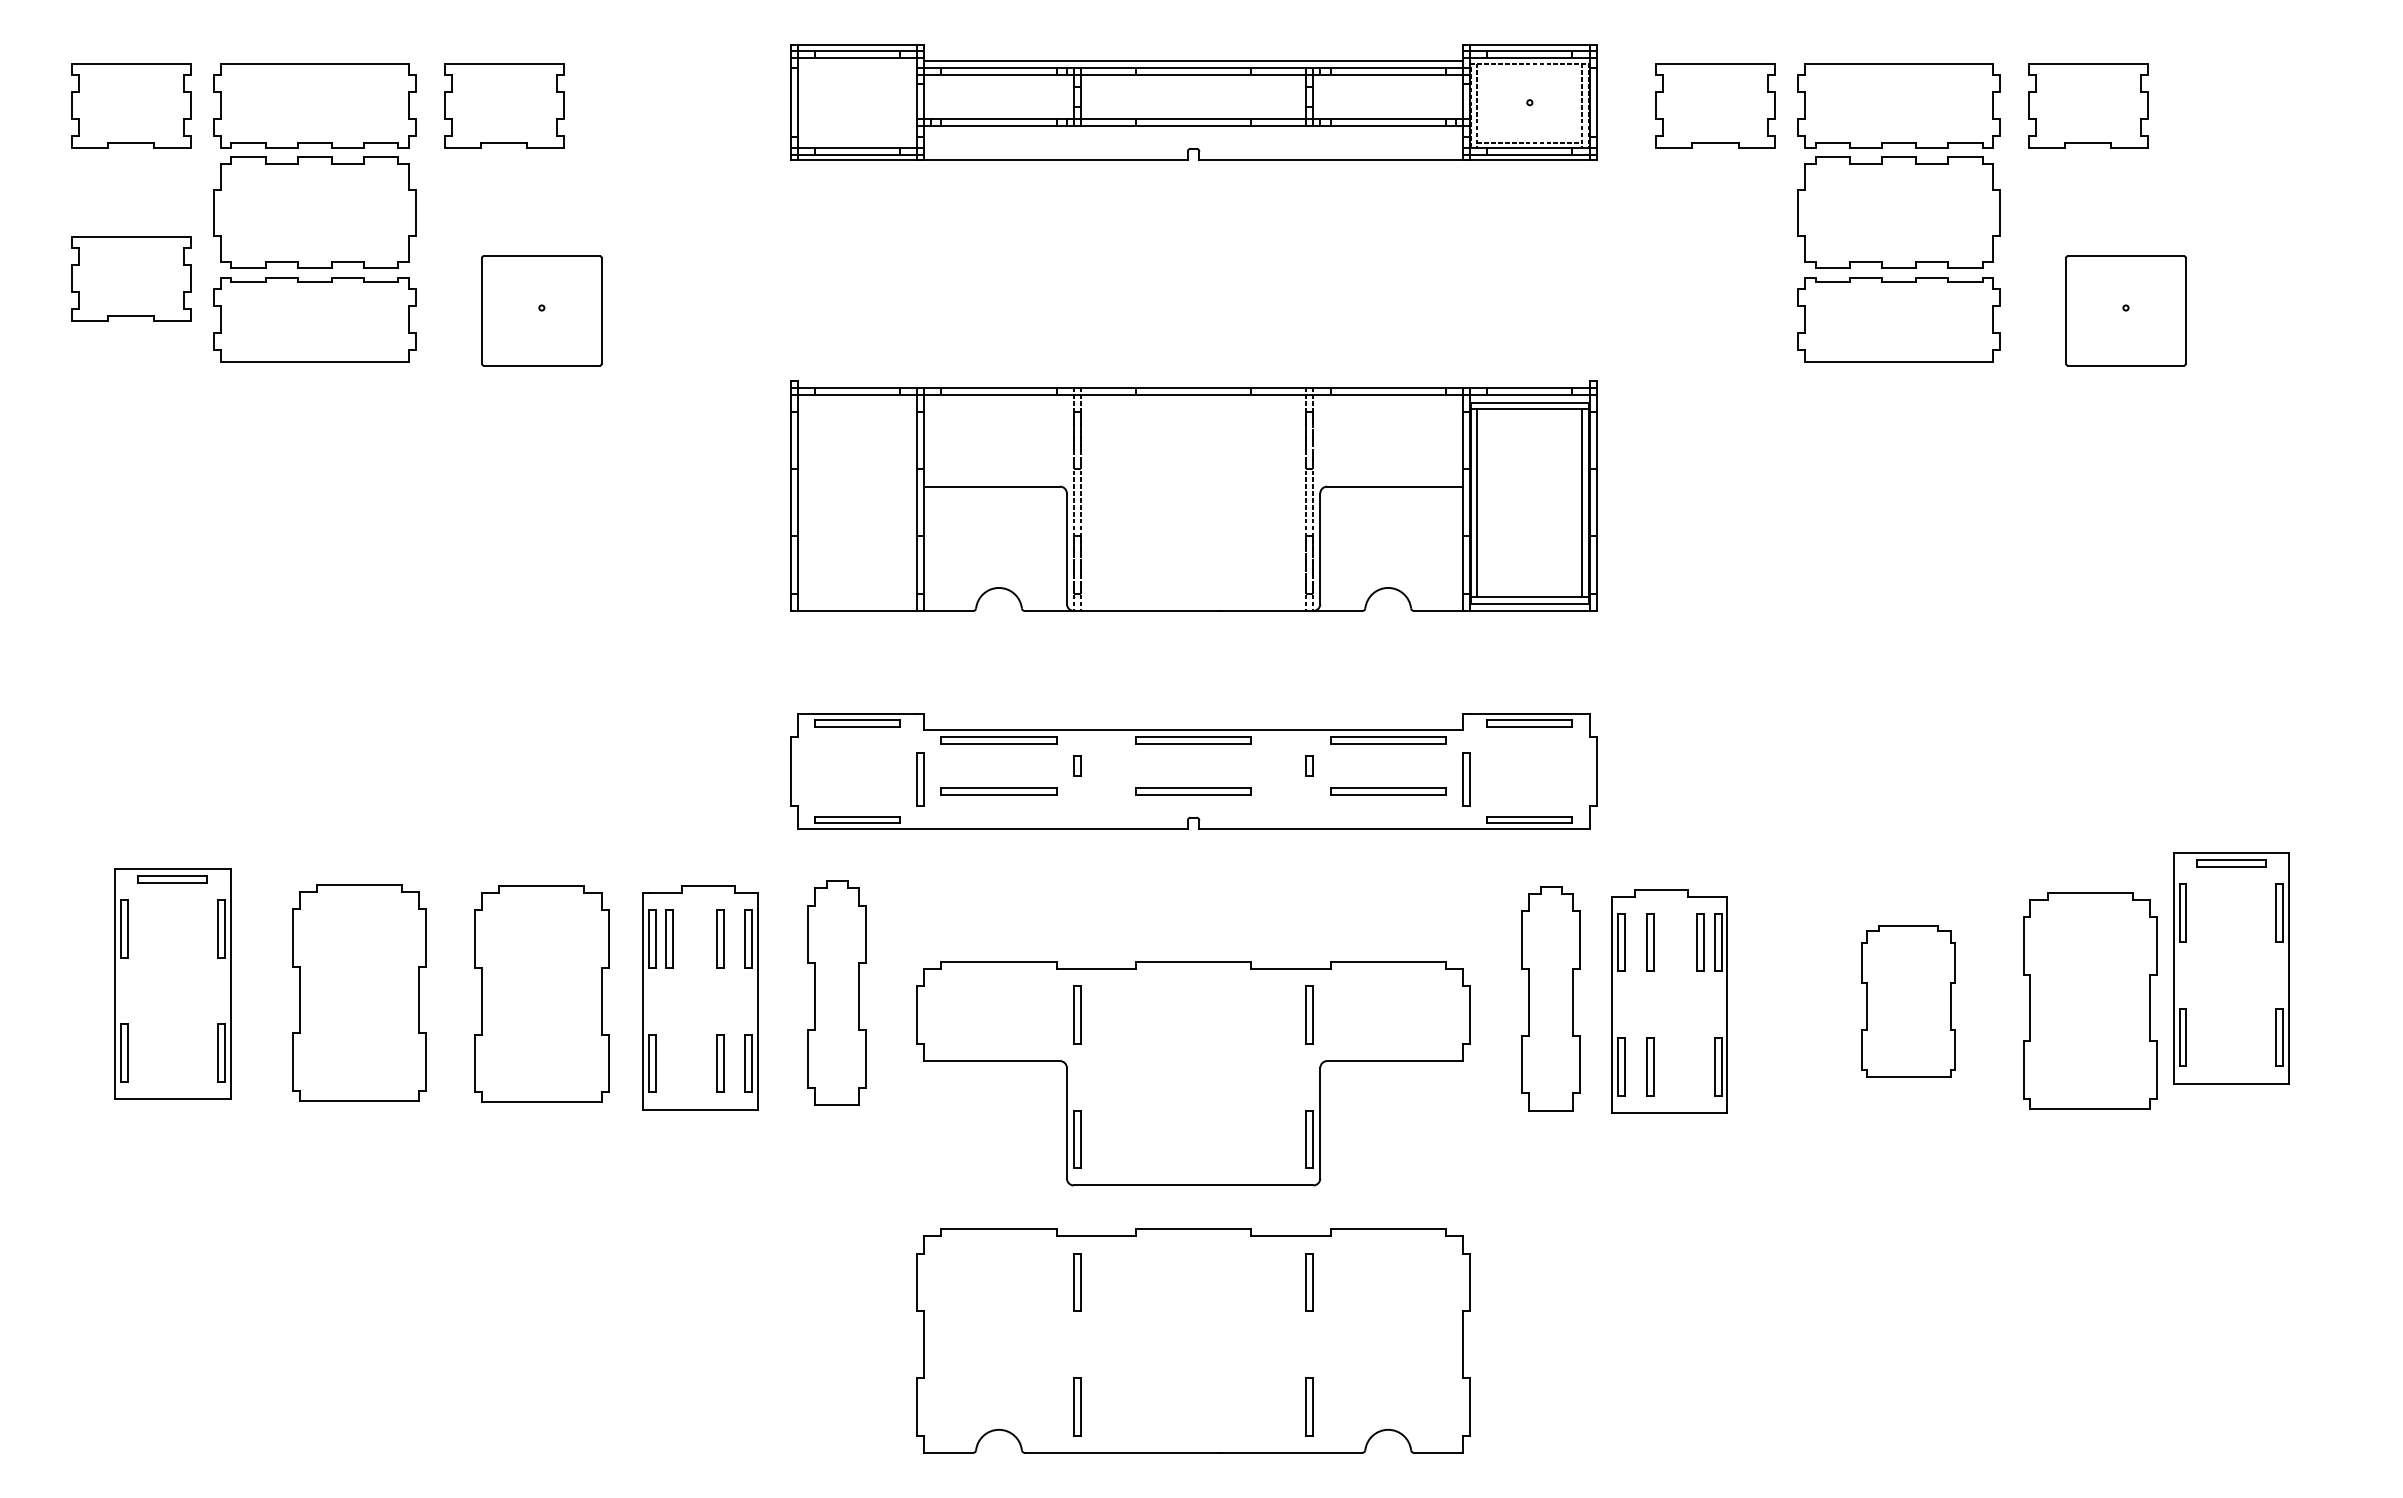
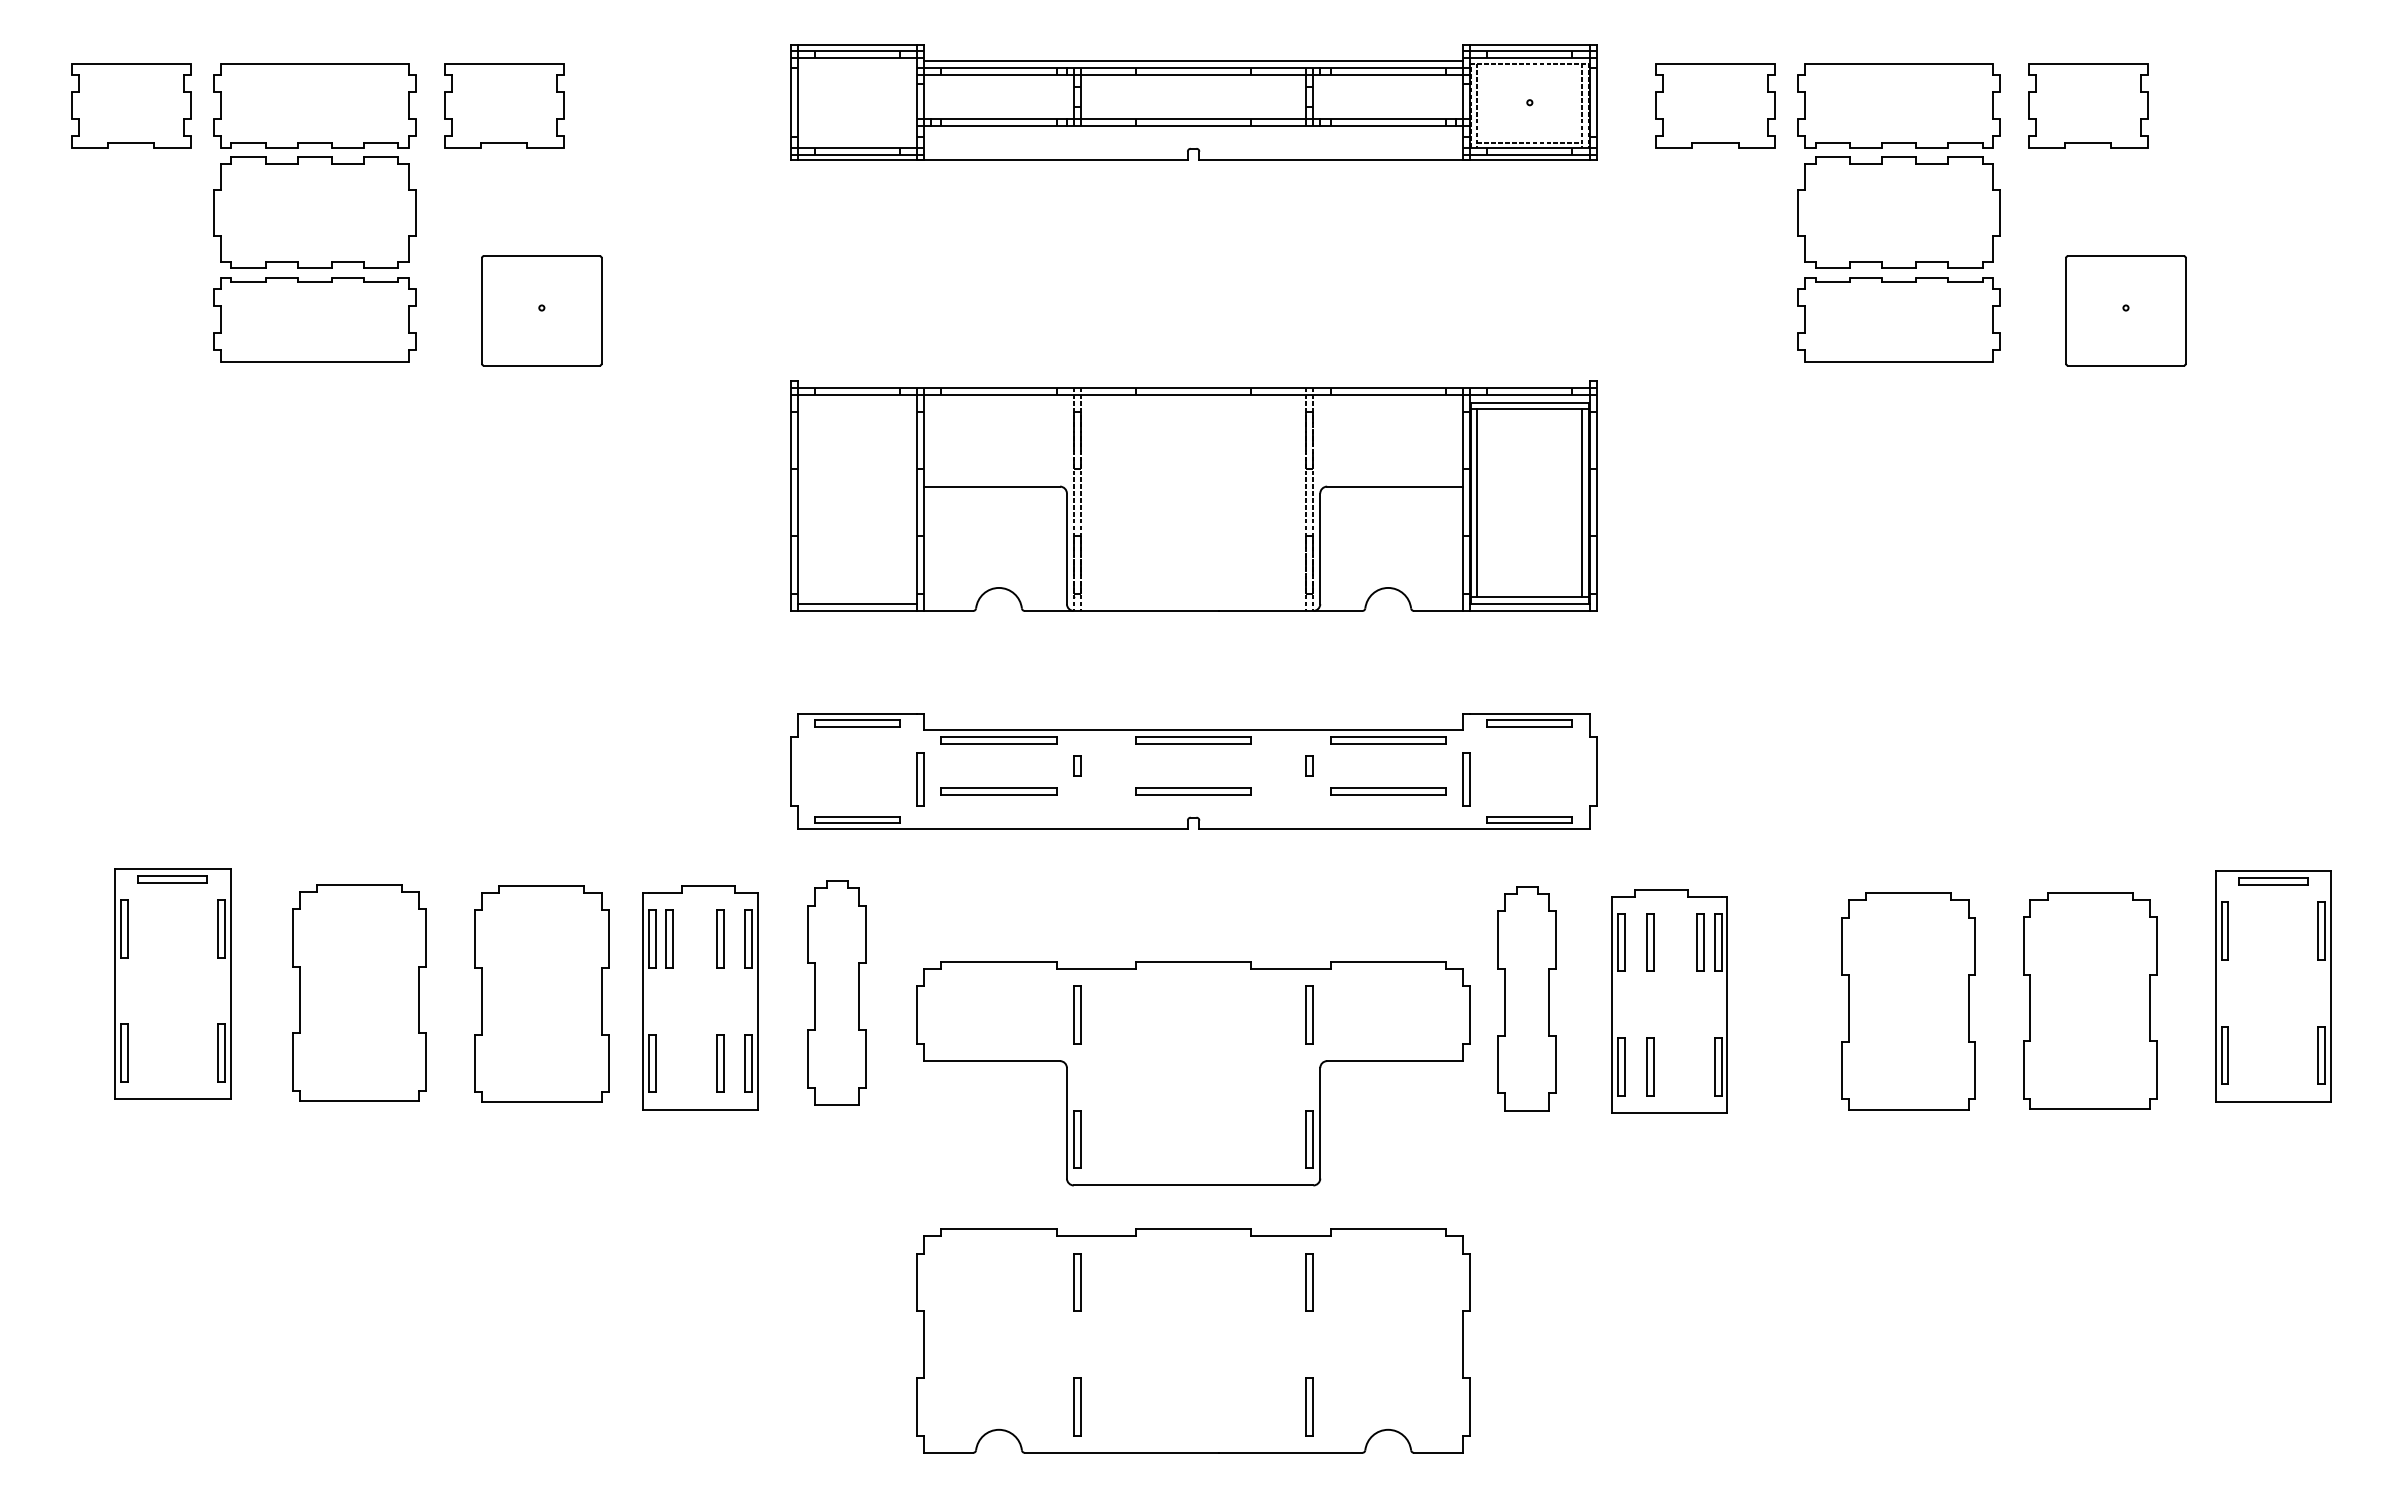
part: present -> none (131, 278)
line: none -> present (857, 604)
part position: (2231, 968) -> (2273, 986) (2273, 986)
part position: (1550, 998) -> (1526, 998) (1526, 998)
part size: 95x153 px -> 135x219 px (1908, 1001)
